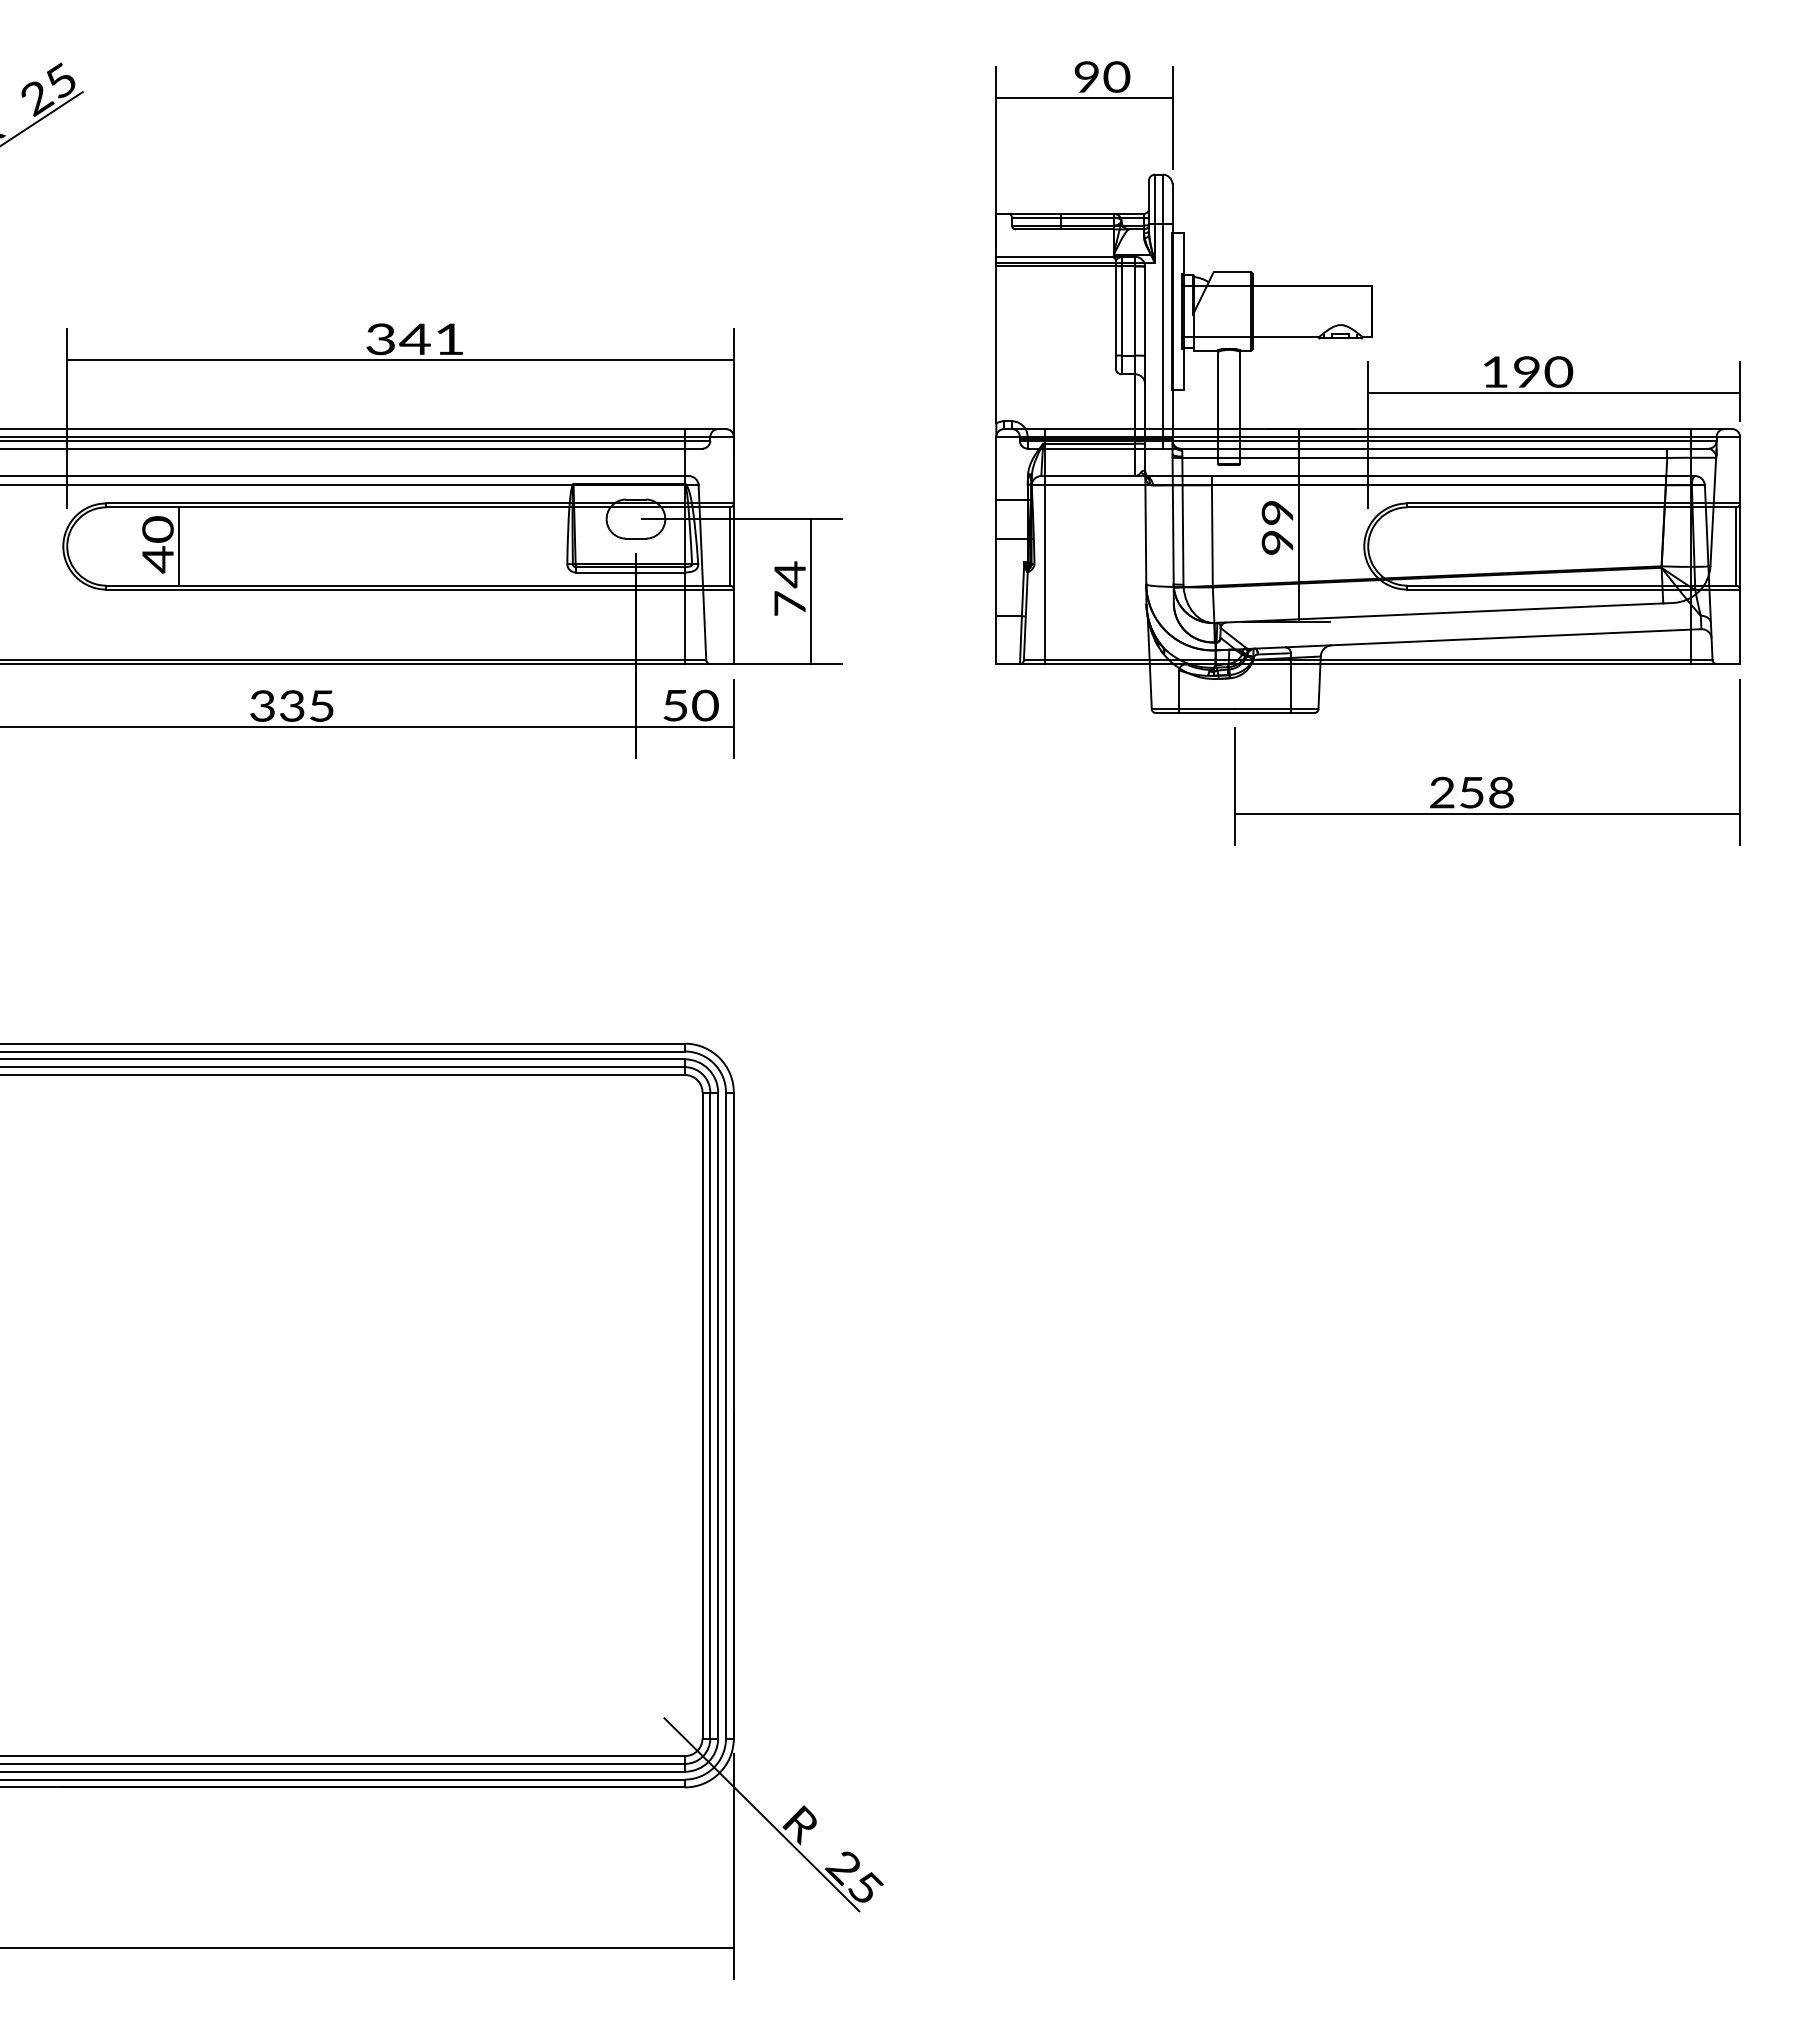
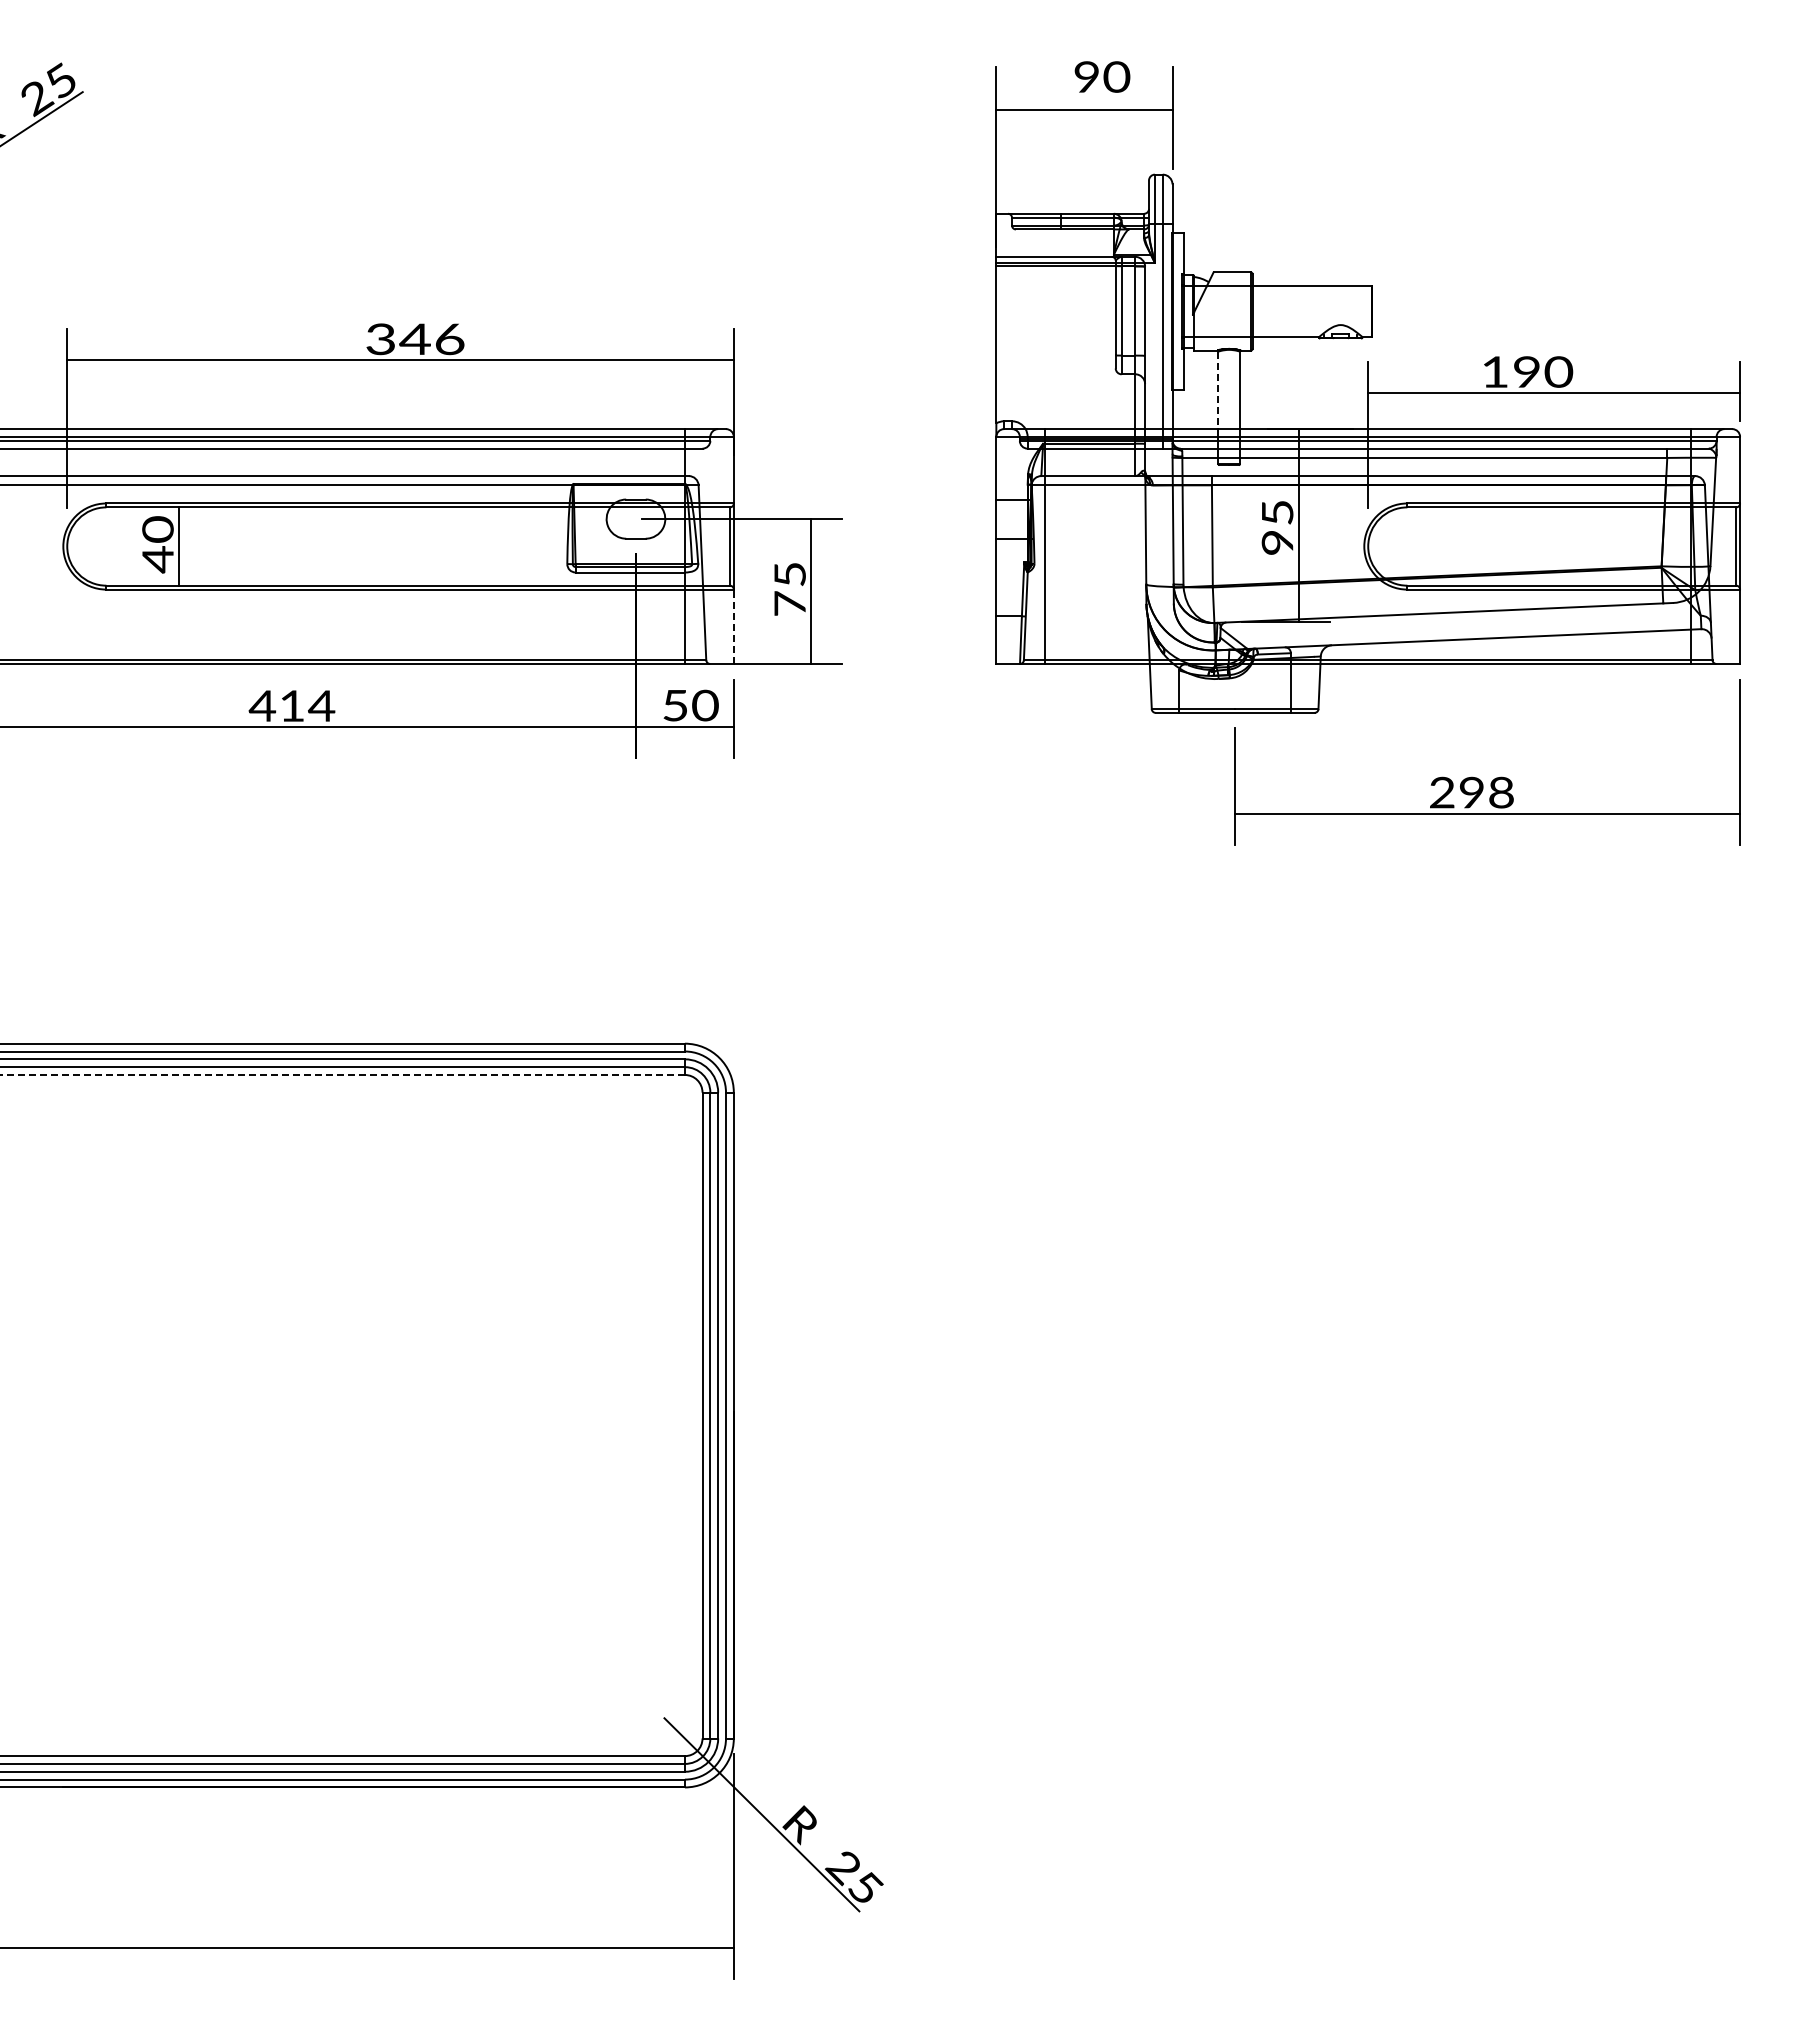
line position: (1084, 98) -> (1084, 110) (1084, 110)
text: 341 -> 346 (449, 339)
line: solid -> dashed (1218, 390)
text: 99 -> 95 (1277, 512)
text: 74 -> 75 (789, 574)
line: solid -> dashed (733, 626)
text: 335 -> 414 (291, 705)
text: 258 -> 298 (1471, 792)
line: solid -> dashed (343, 1075)
